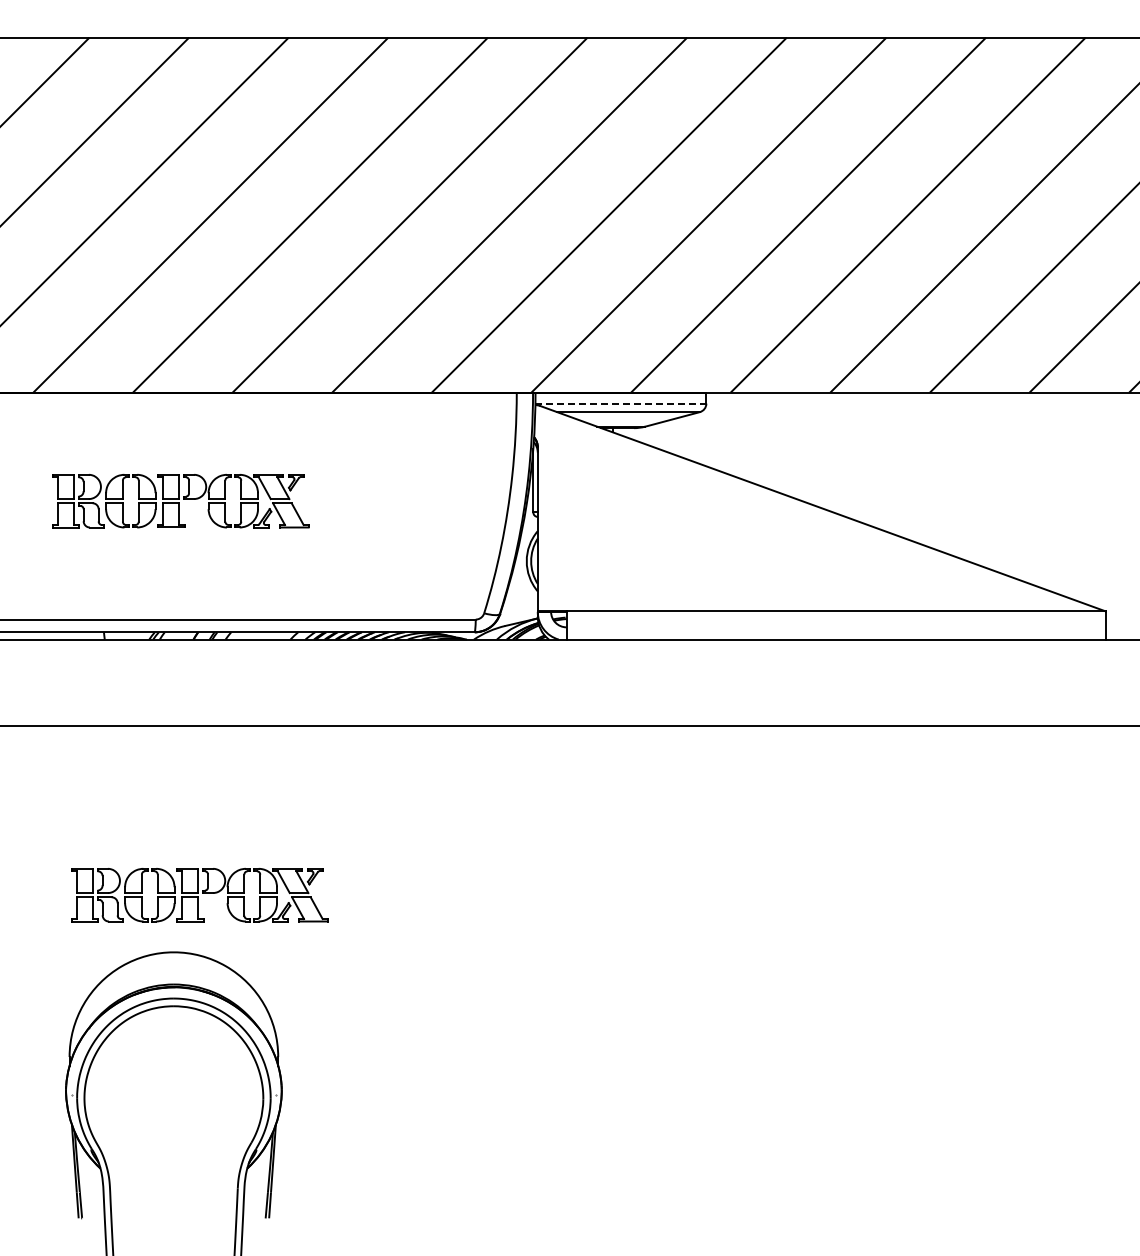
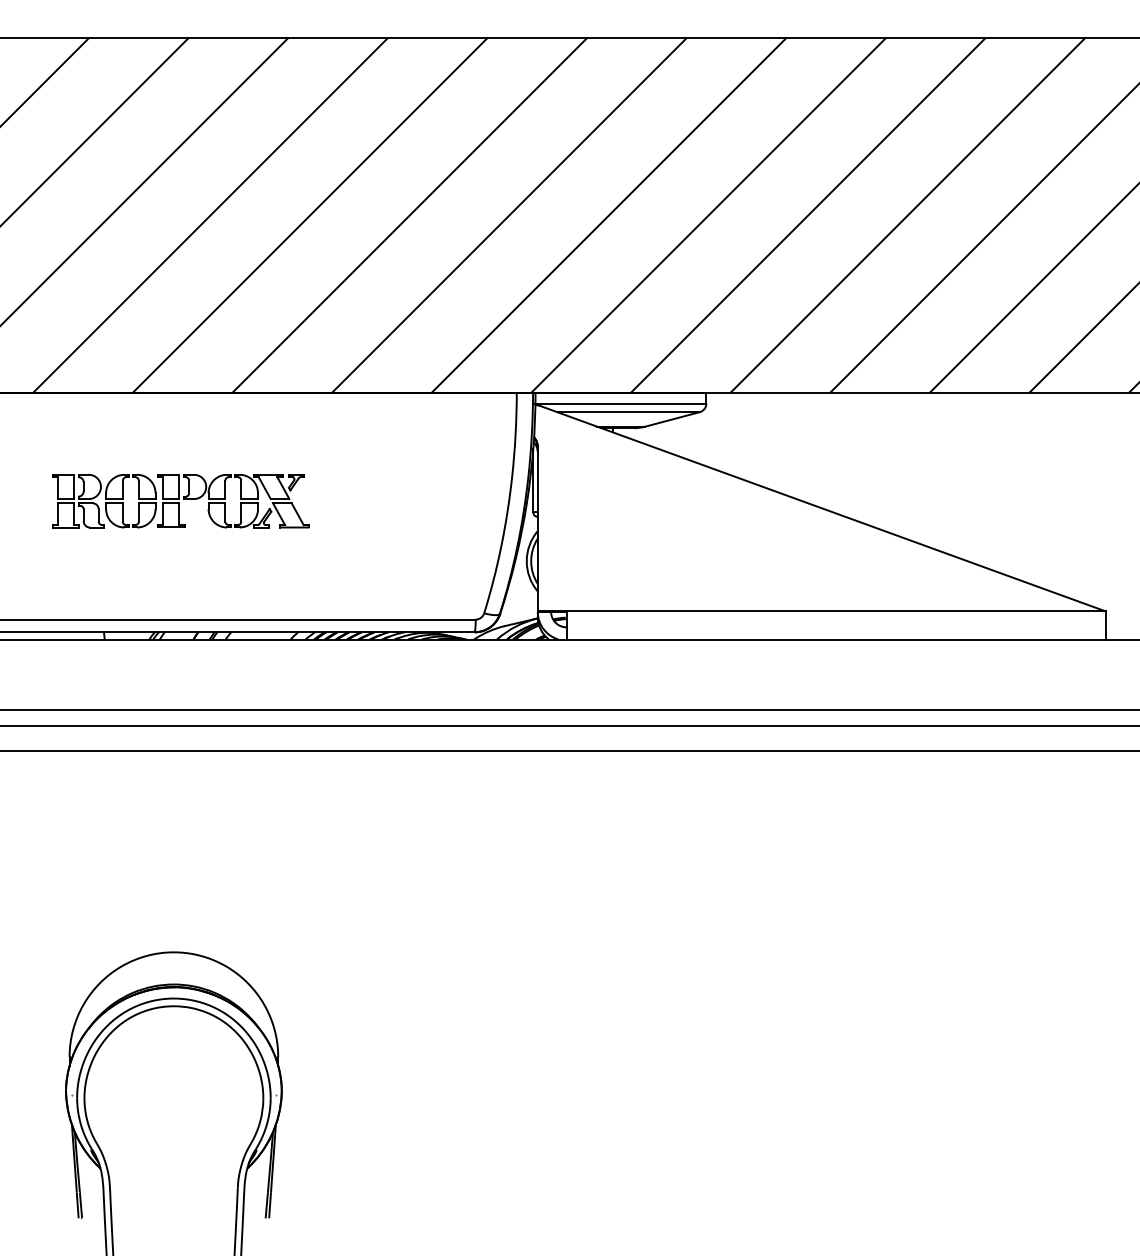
line: dashed -> solid (621, 403)
line: none -> present (569, 709)
line: none -> present (569, 750)
part: present -> none (199, 895)
